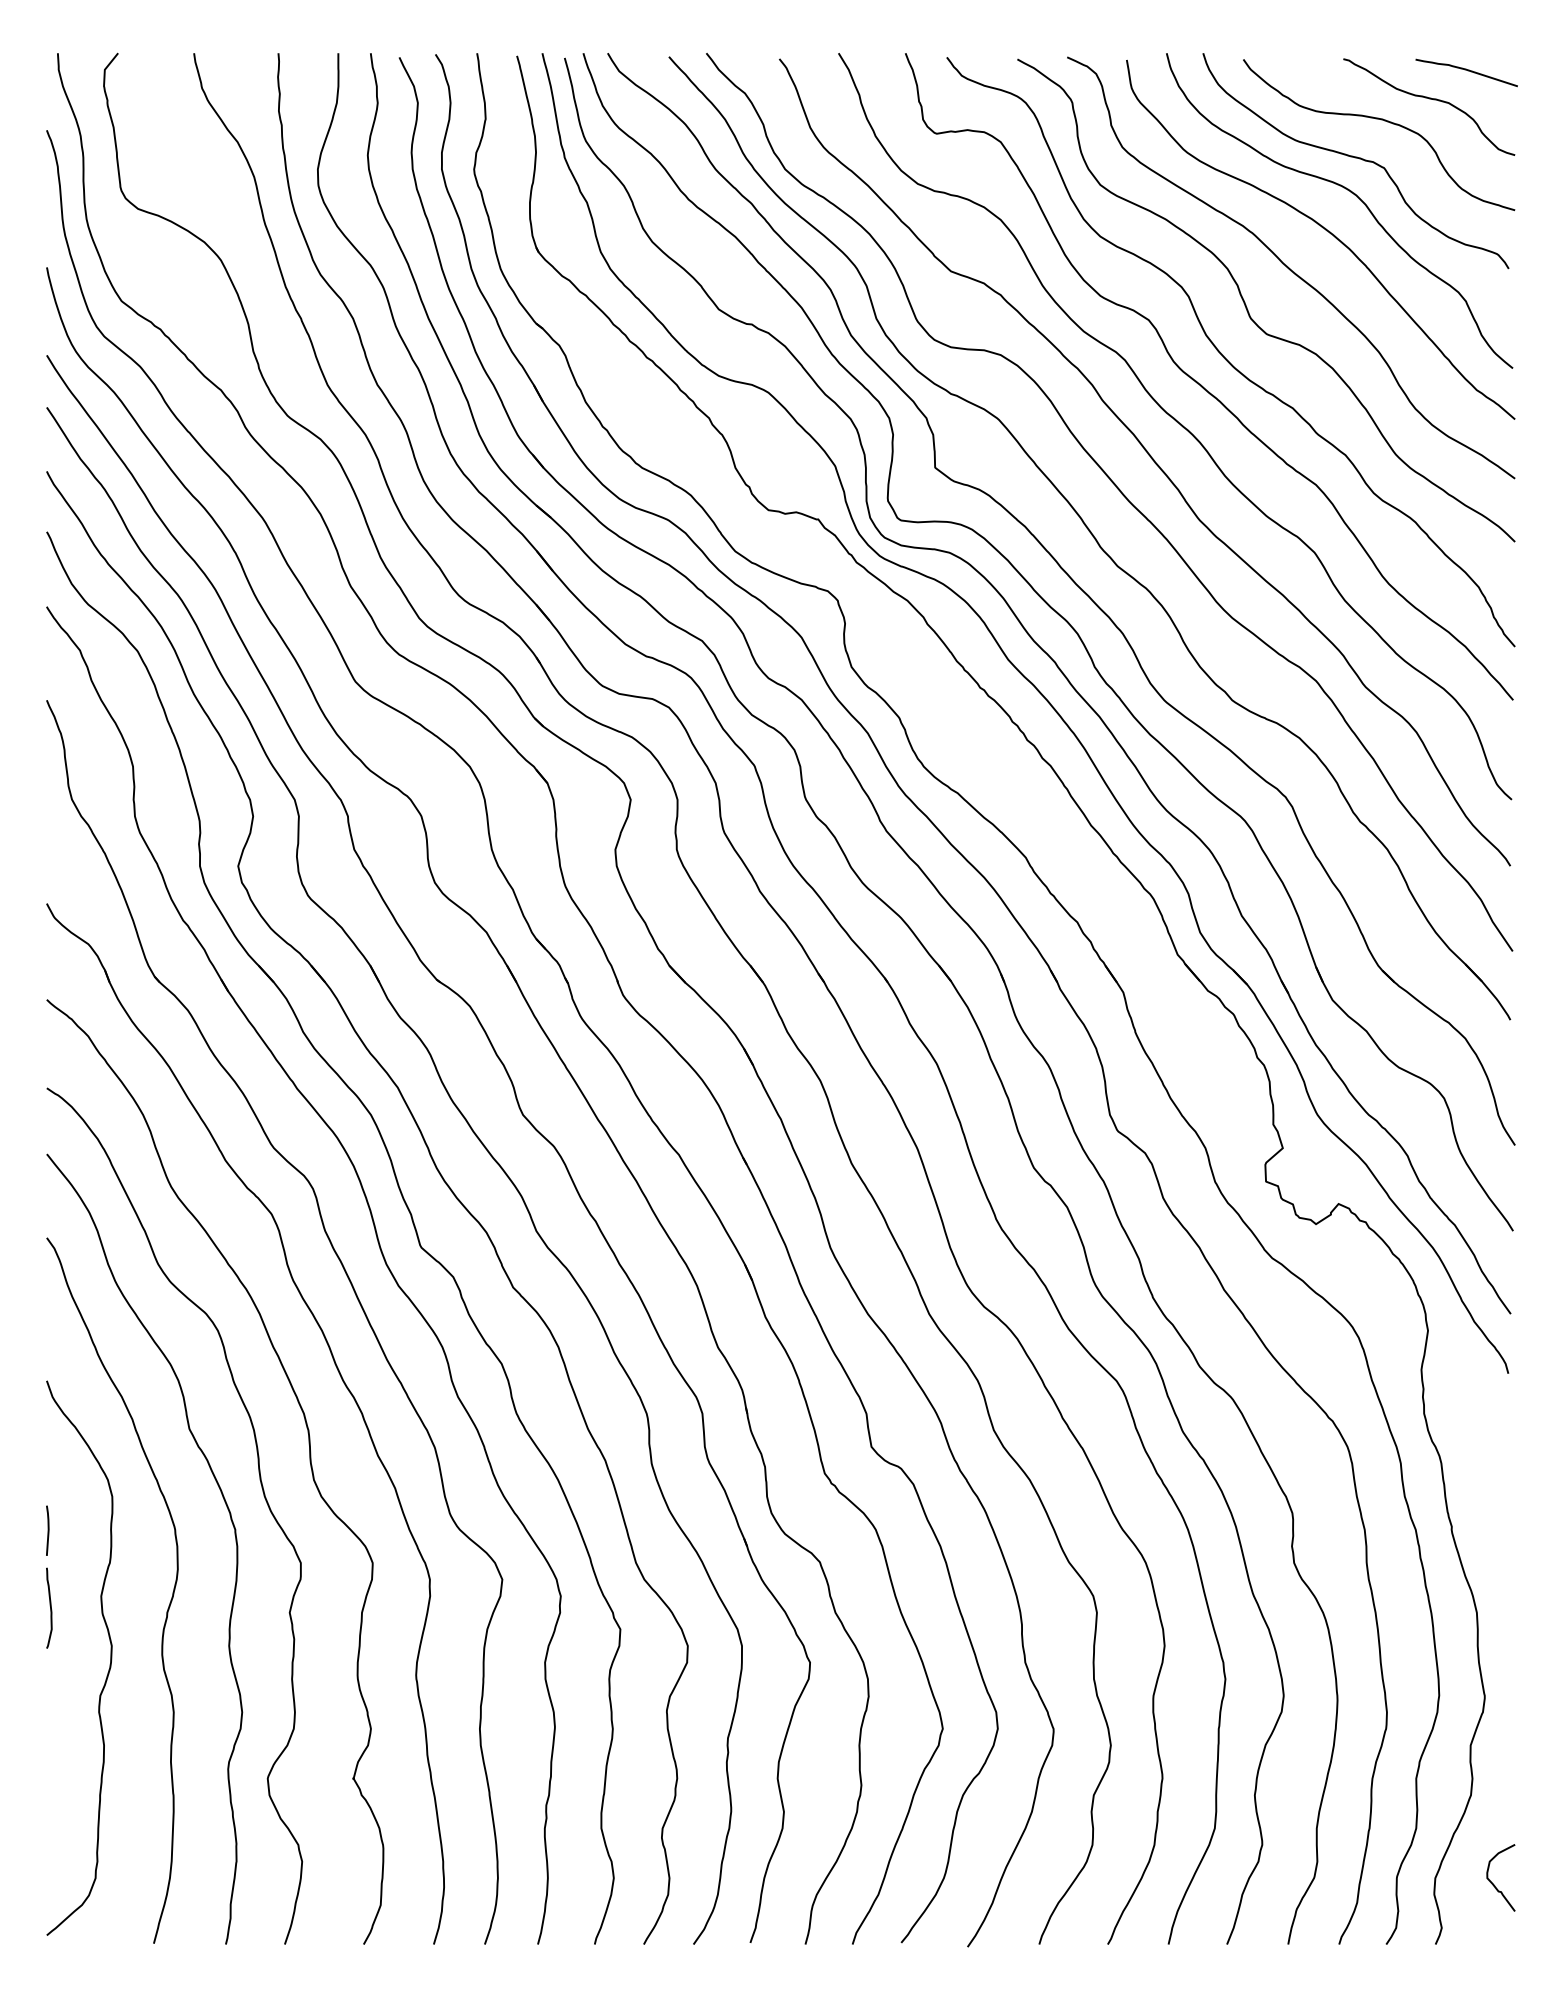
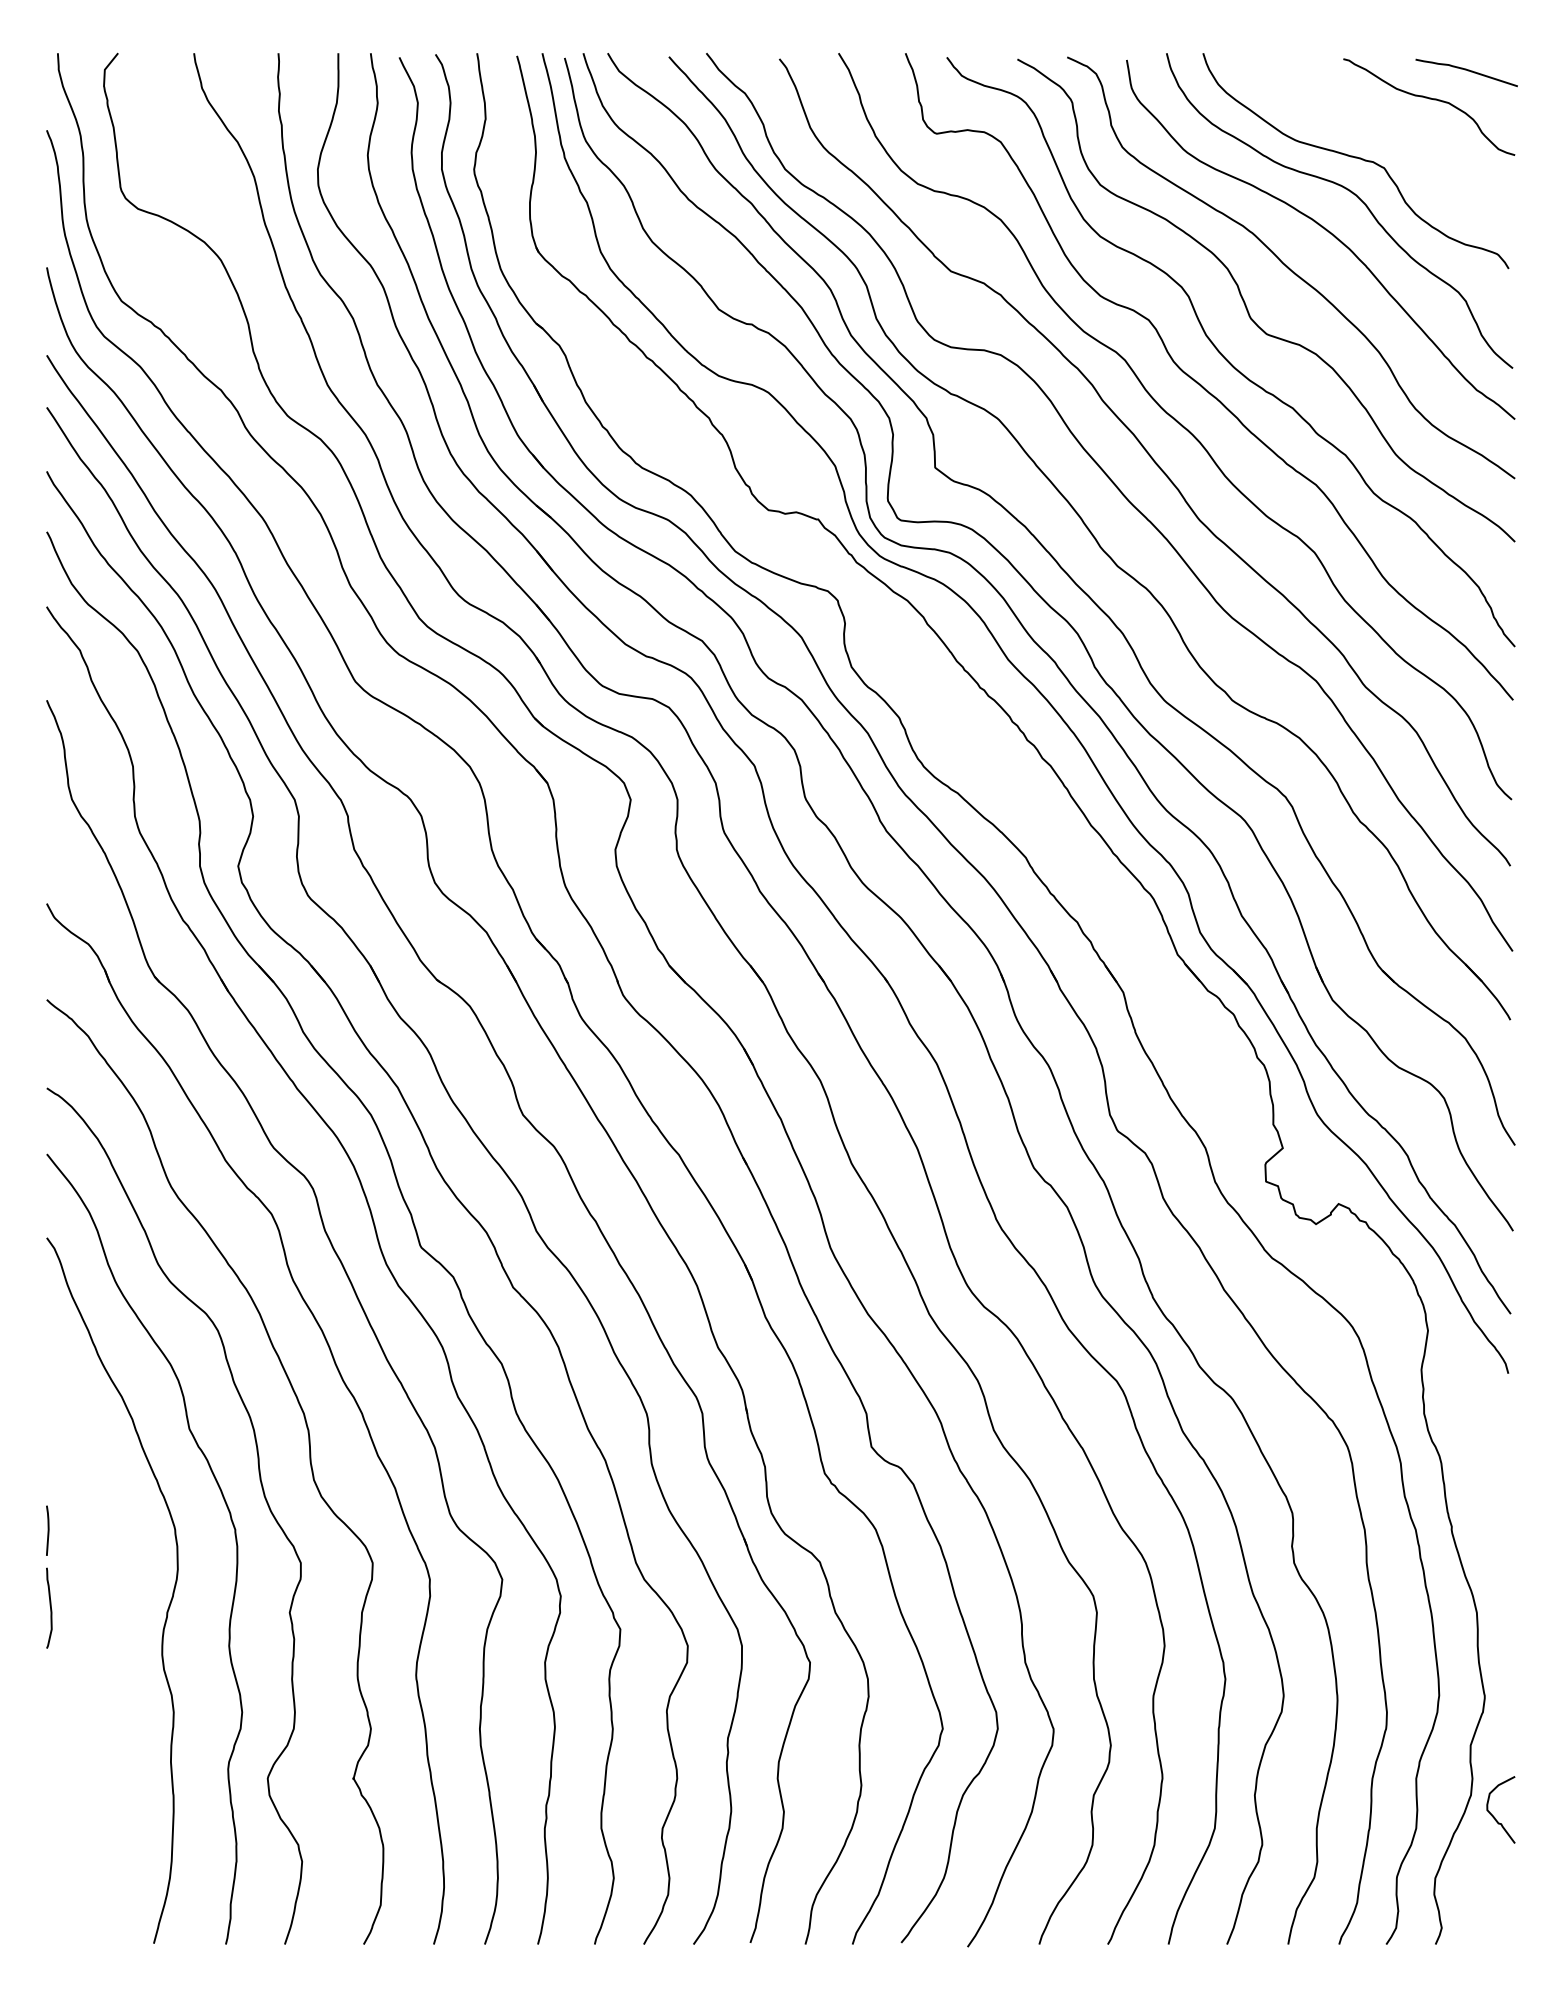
curve: present -> none (1384, 121)
curve: present -> none (109, 1664)
curve position: (1493, 1883) -> (1493, 1815) (1493, 1815)
